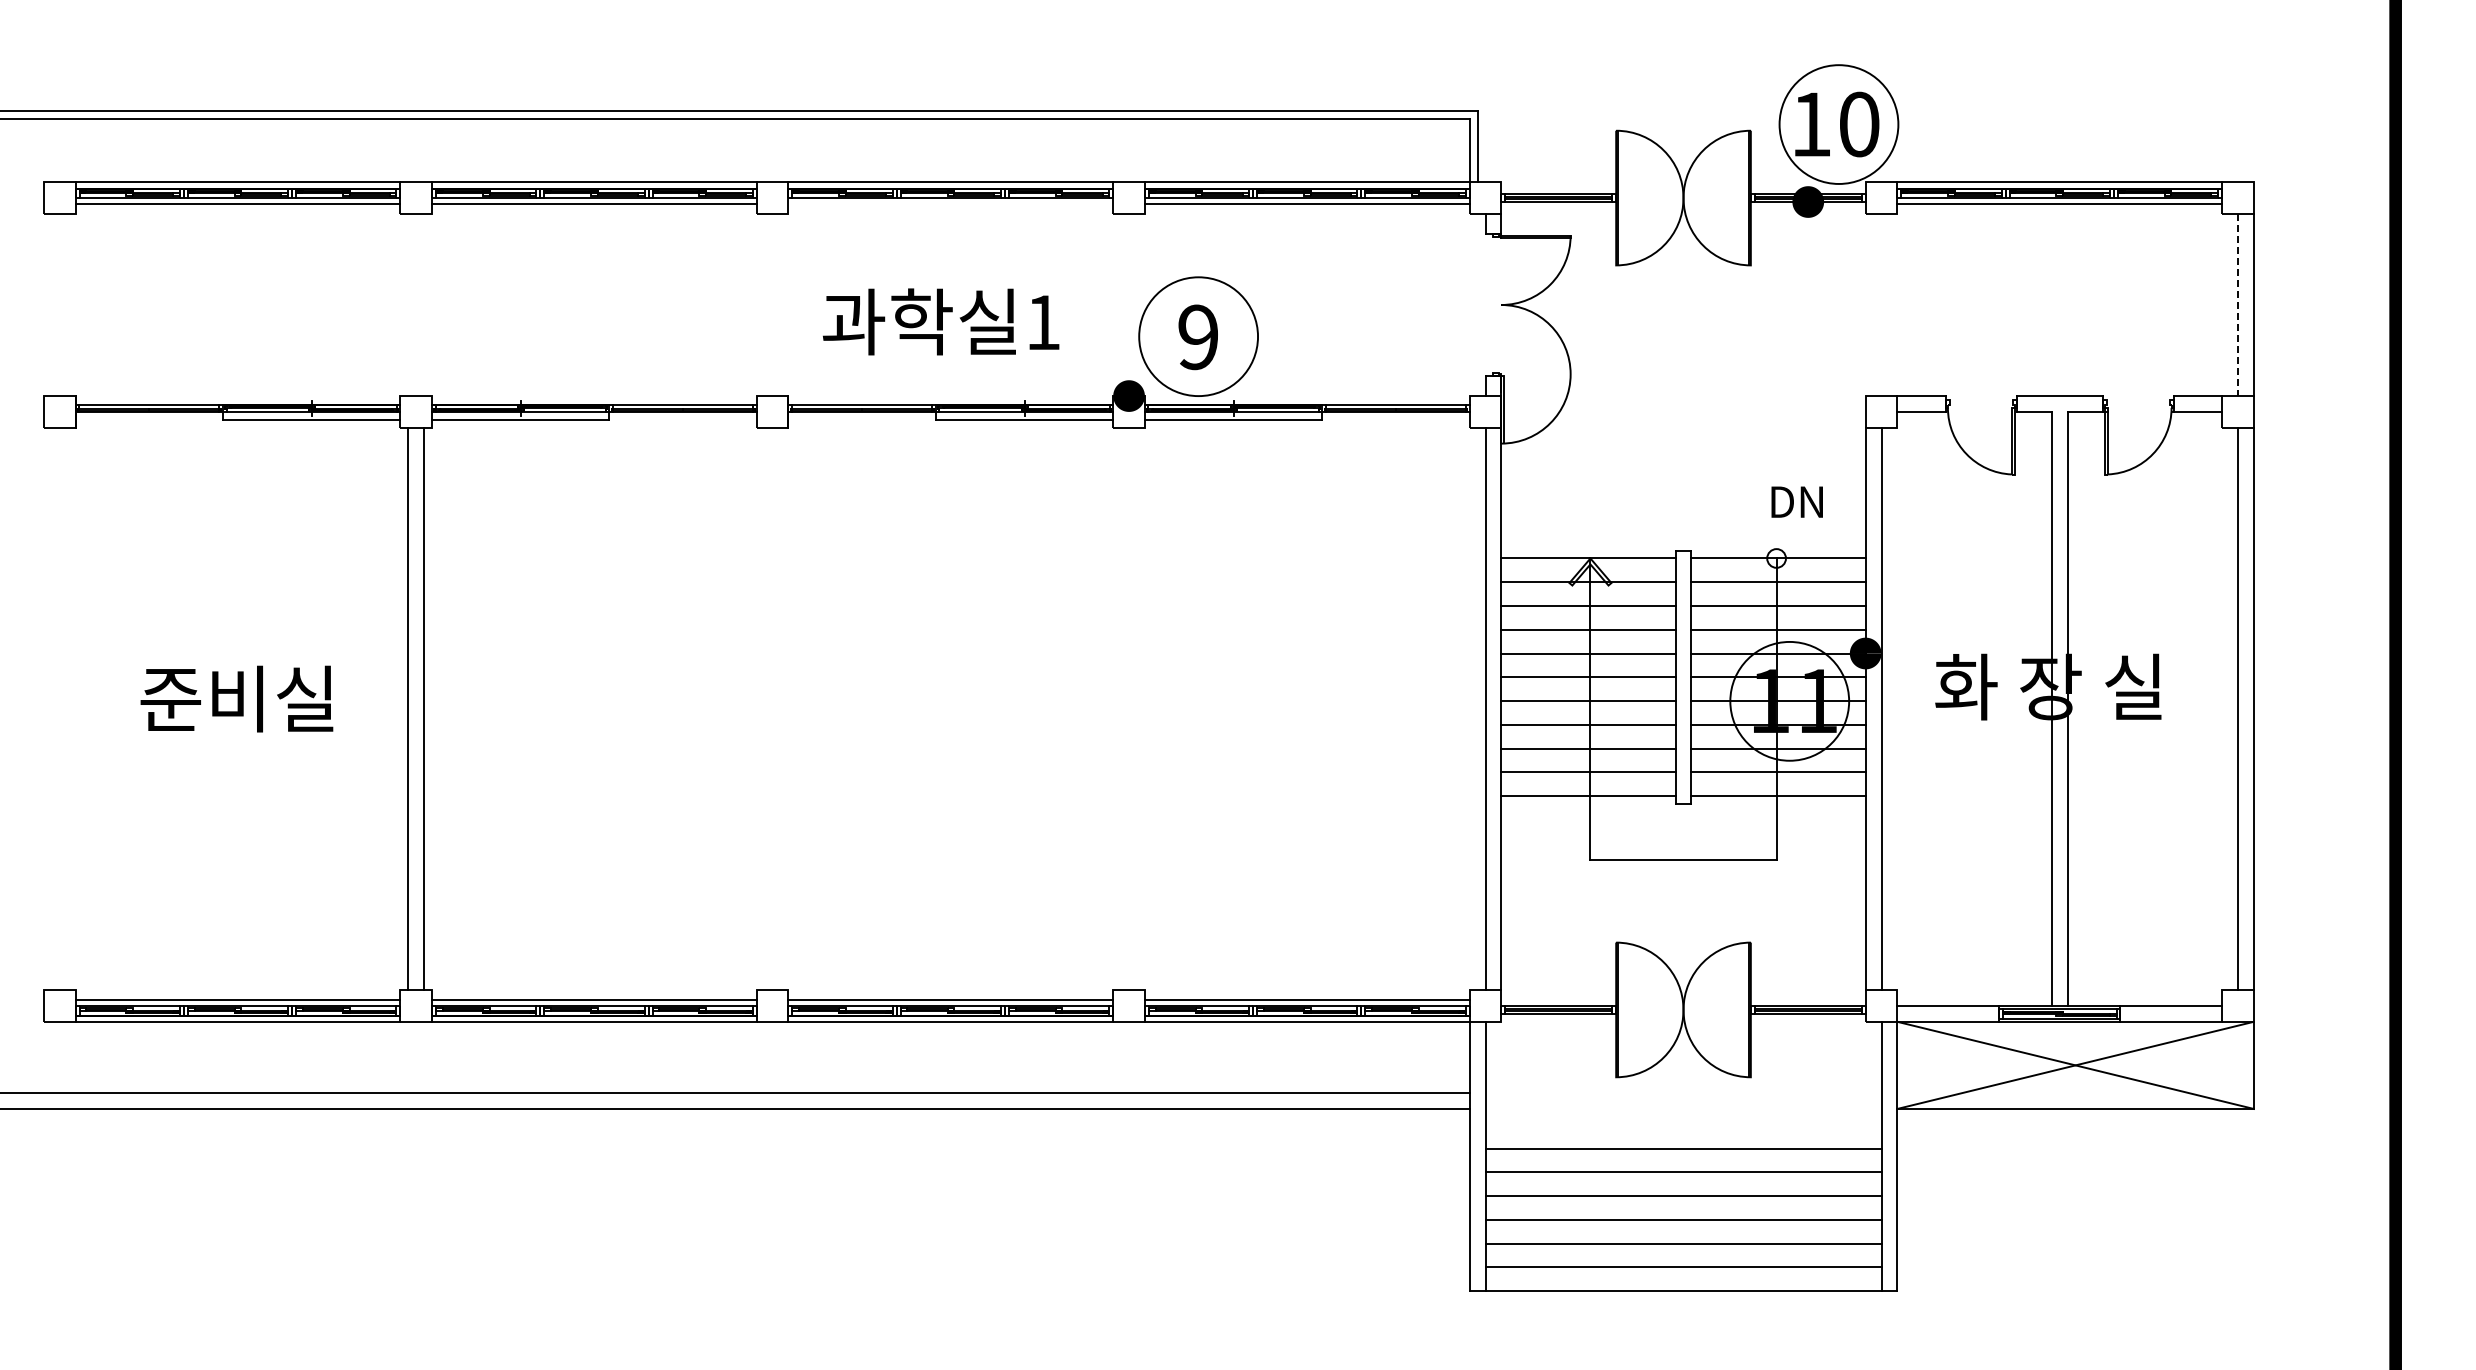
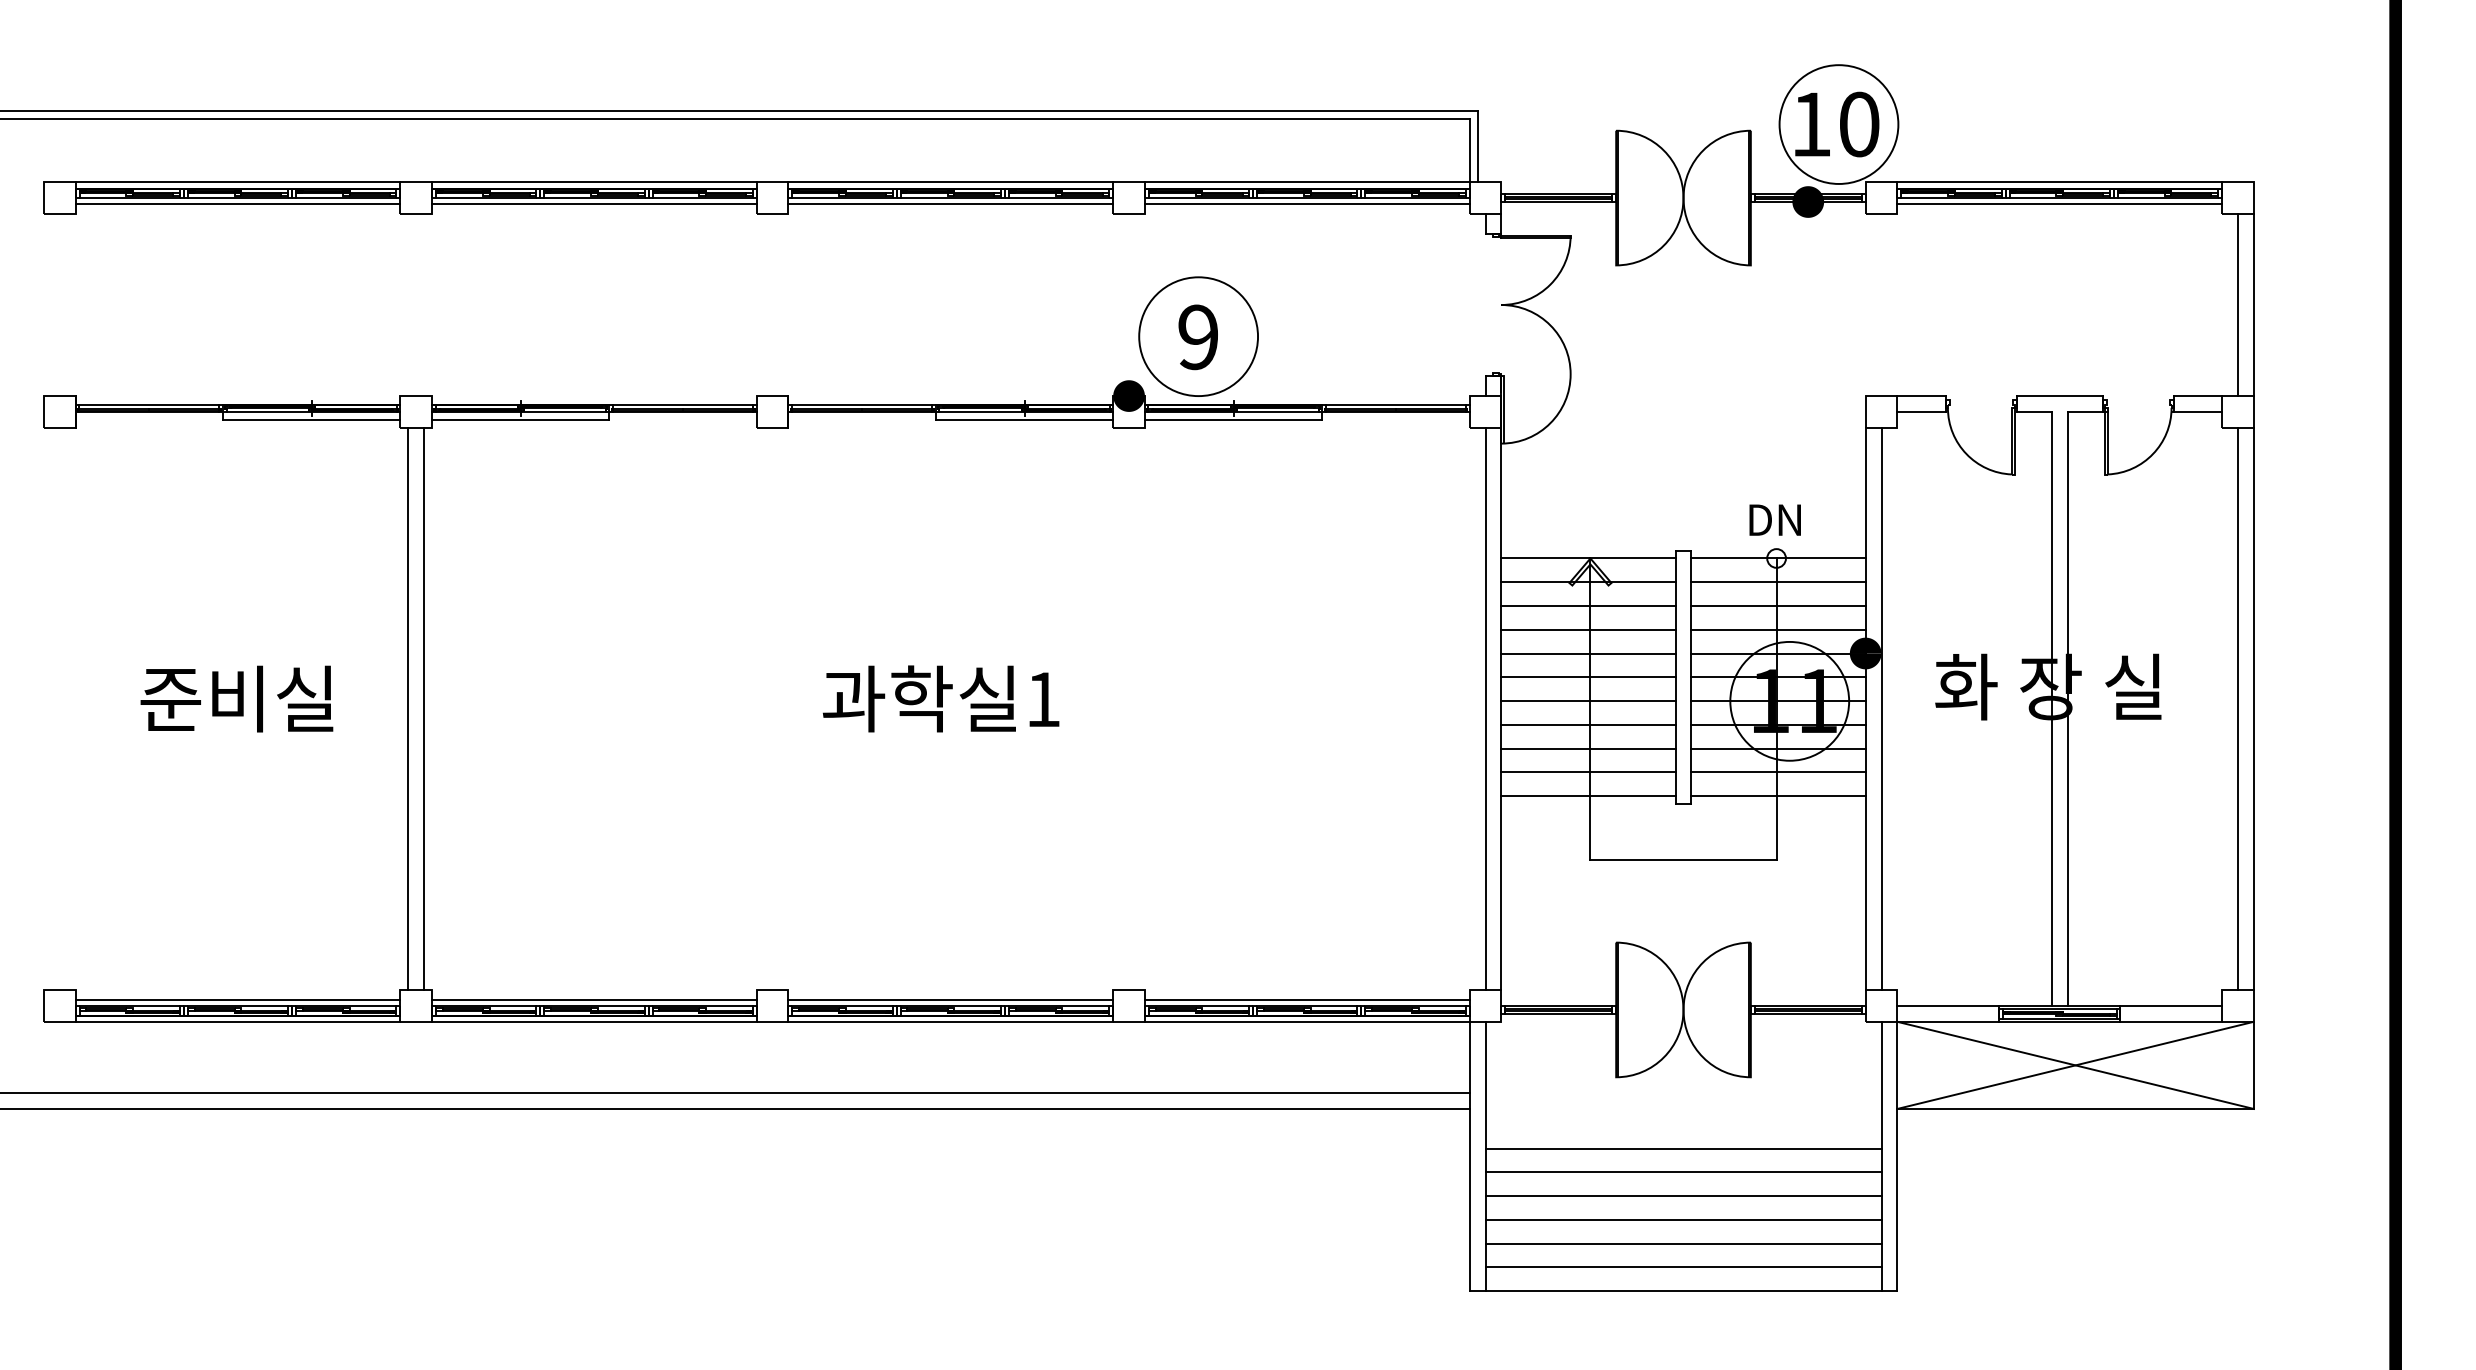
line: none -> present (950, 204)
line: dashed -> solid (2237, 305)
text position: (941, 321) -> (941, 698) (941, 698)
text position: (1796, 501) -> (1774, 519) (1774, 519)
